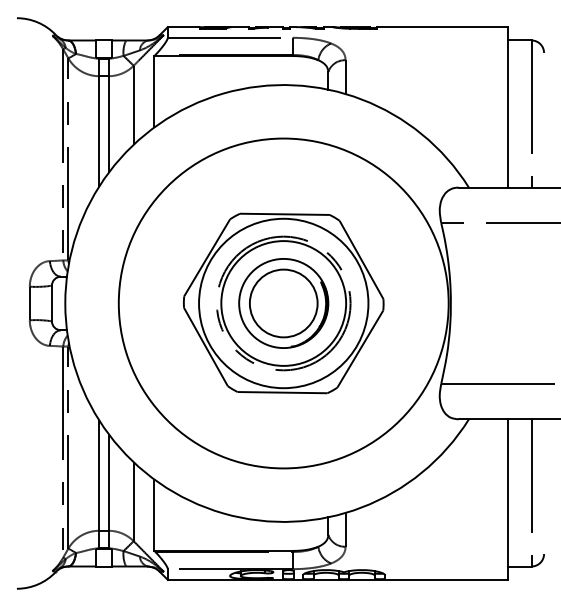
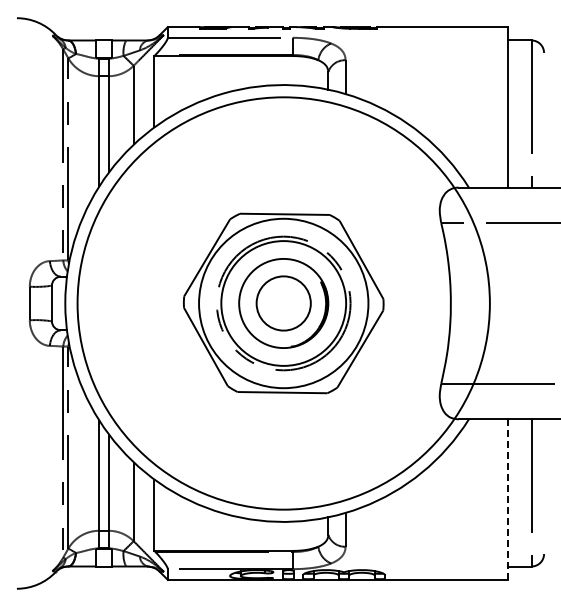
circle diameter: 330 px -> 412 px (283, 303)
circle diameter: 68 px -> 54 px (283, 303)
line: solid -> dashed (508, 499)
